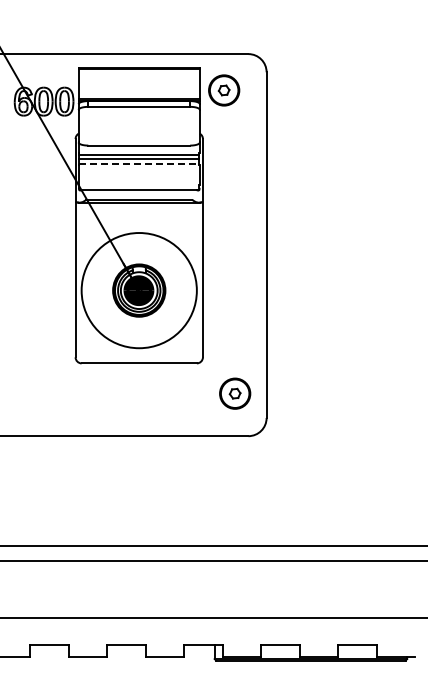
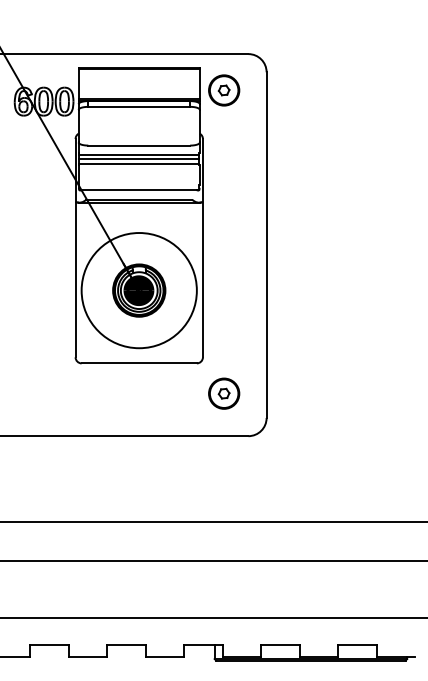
line: dashed -> solid (139, 164)
part position: (235, 393) -> (224, 393) (224, 393)
line position: (213, 545) -> (213, 521) (213, 521)
